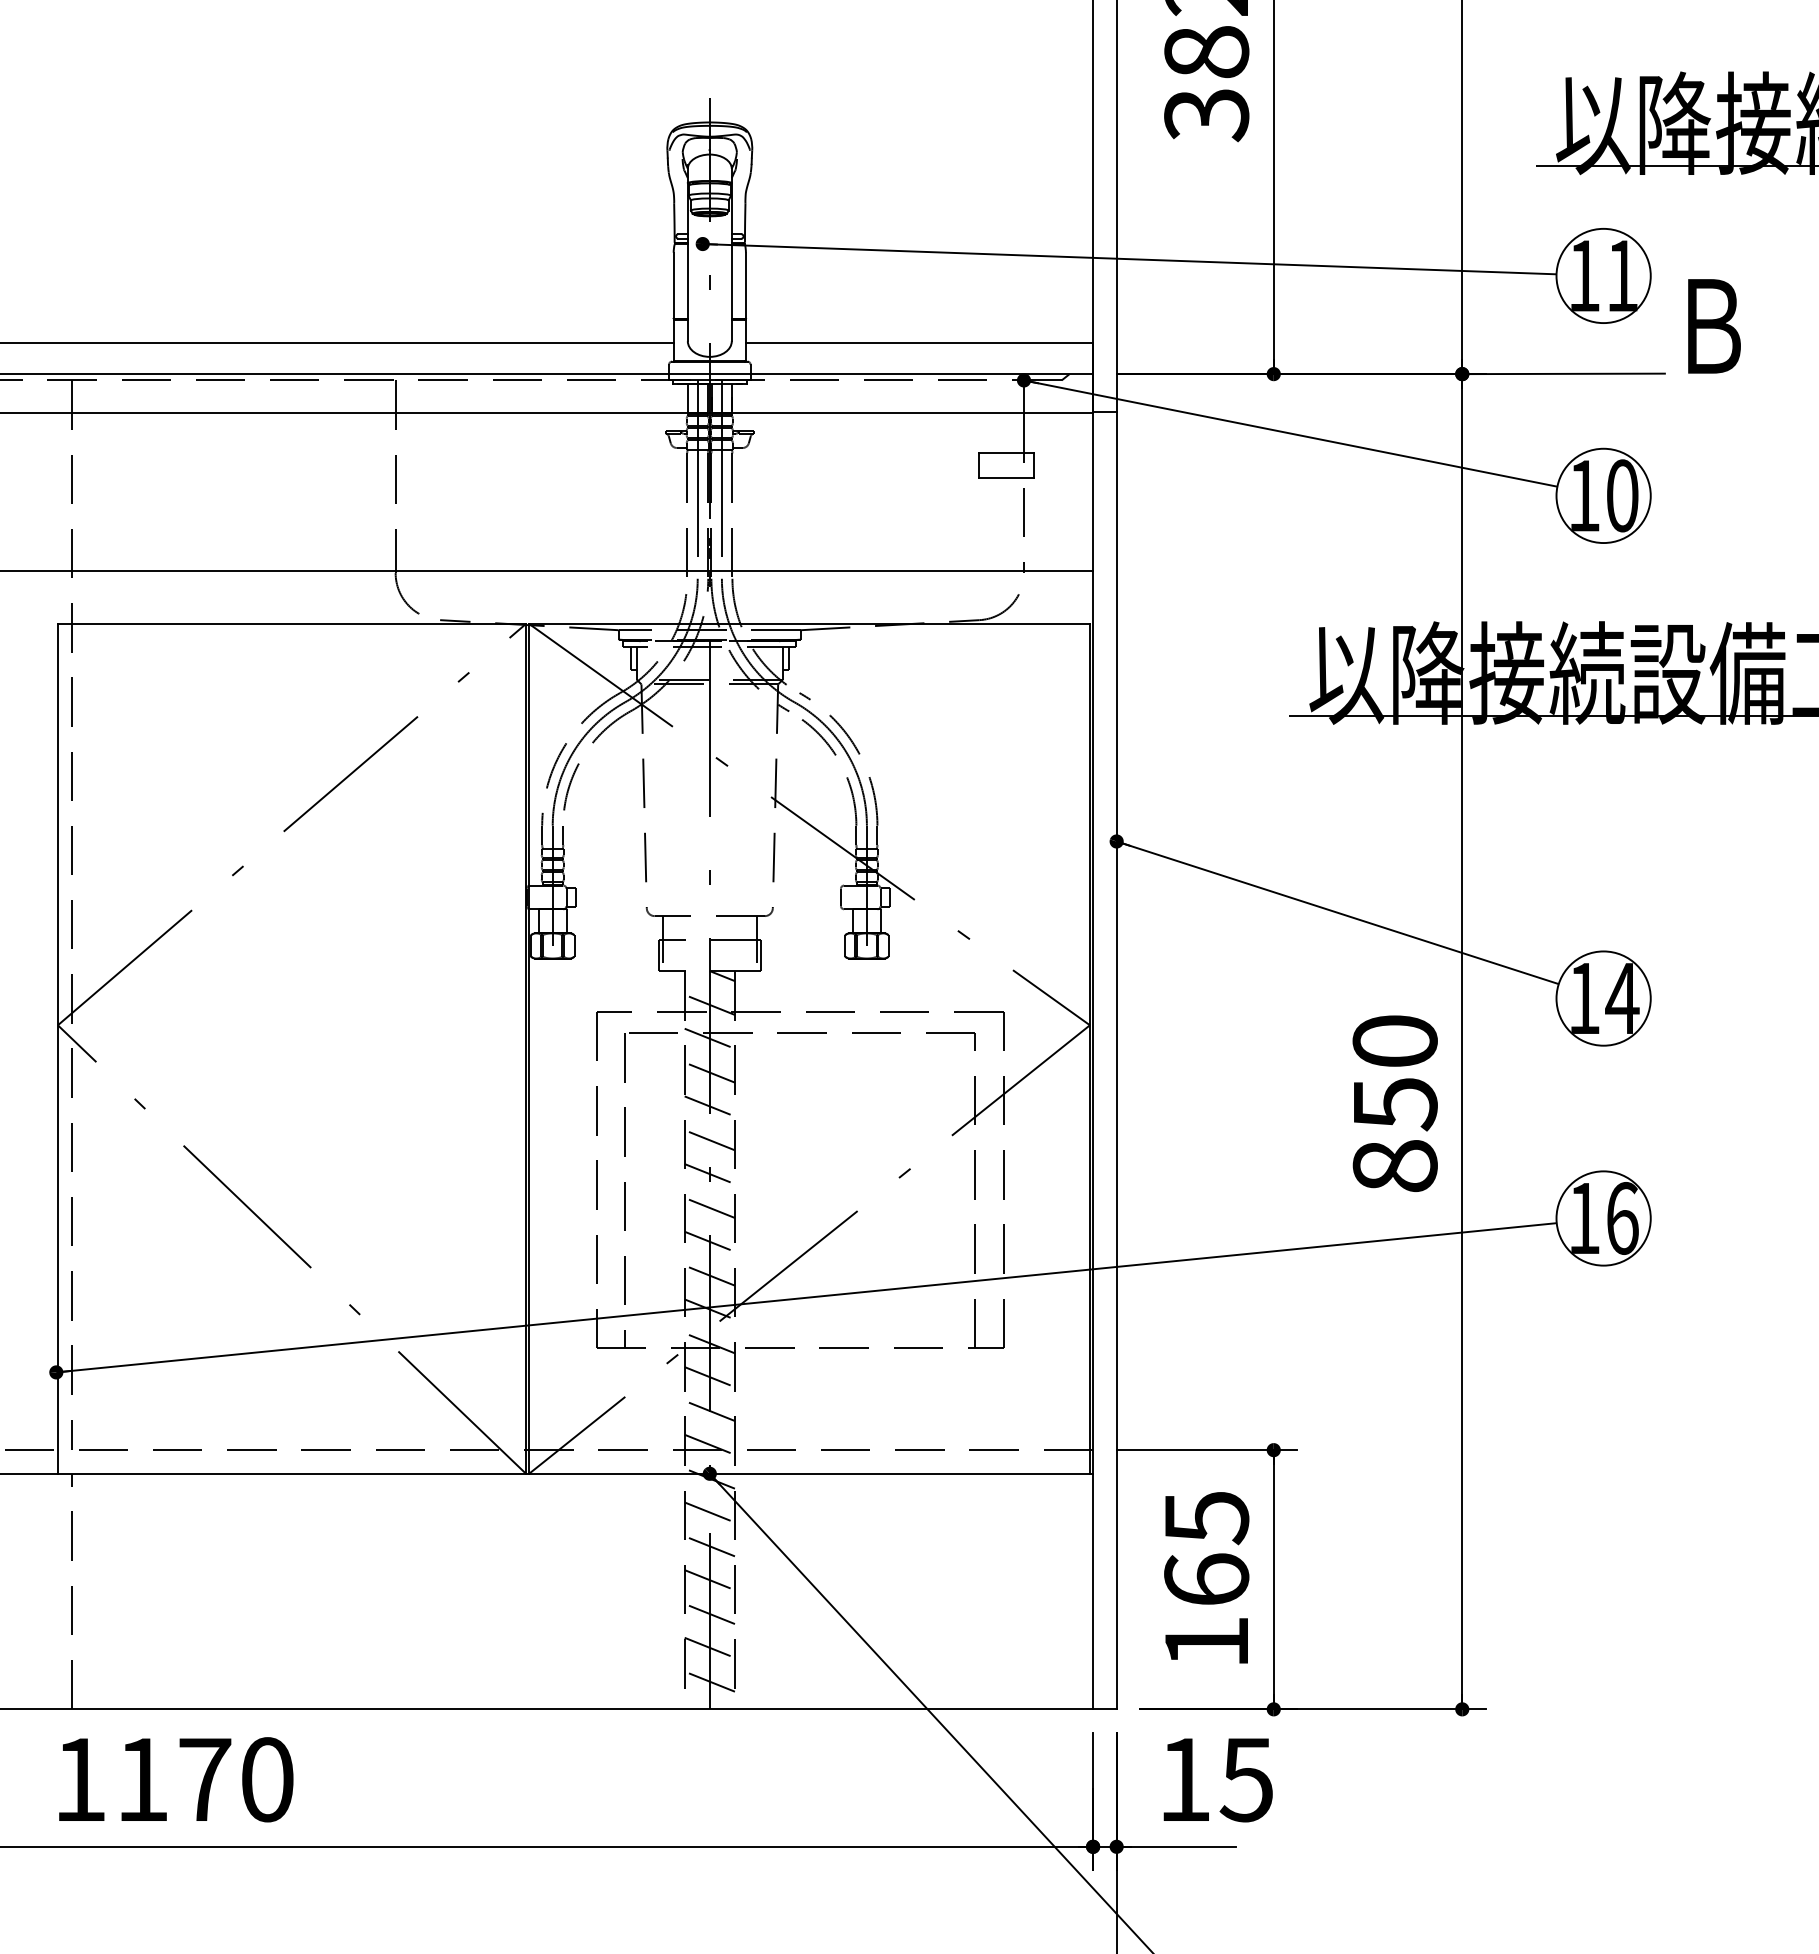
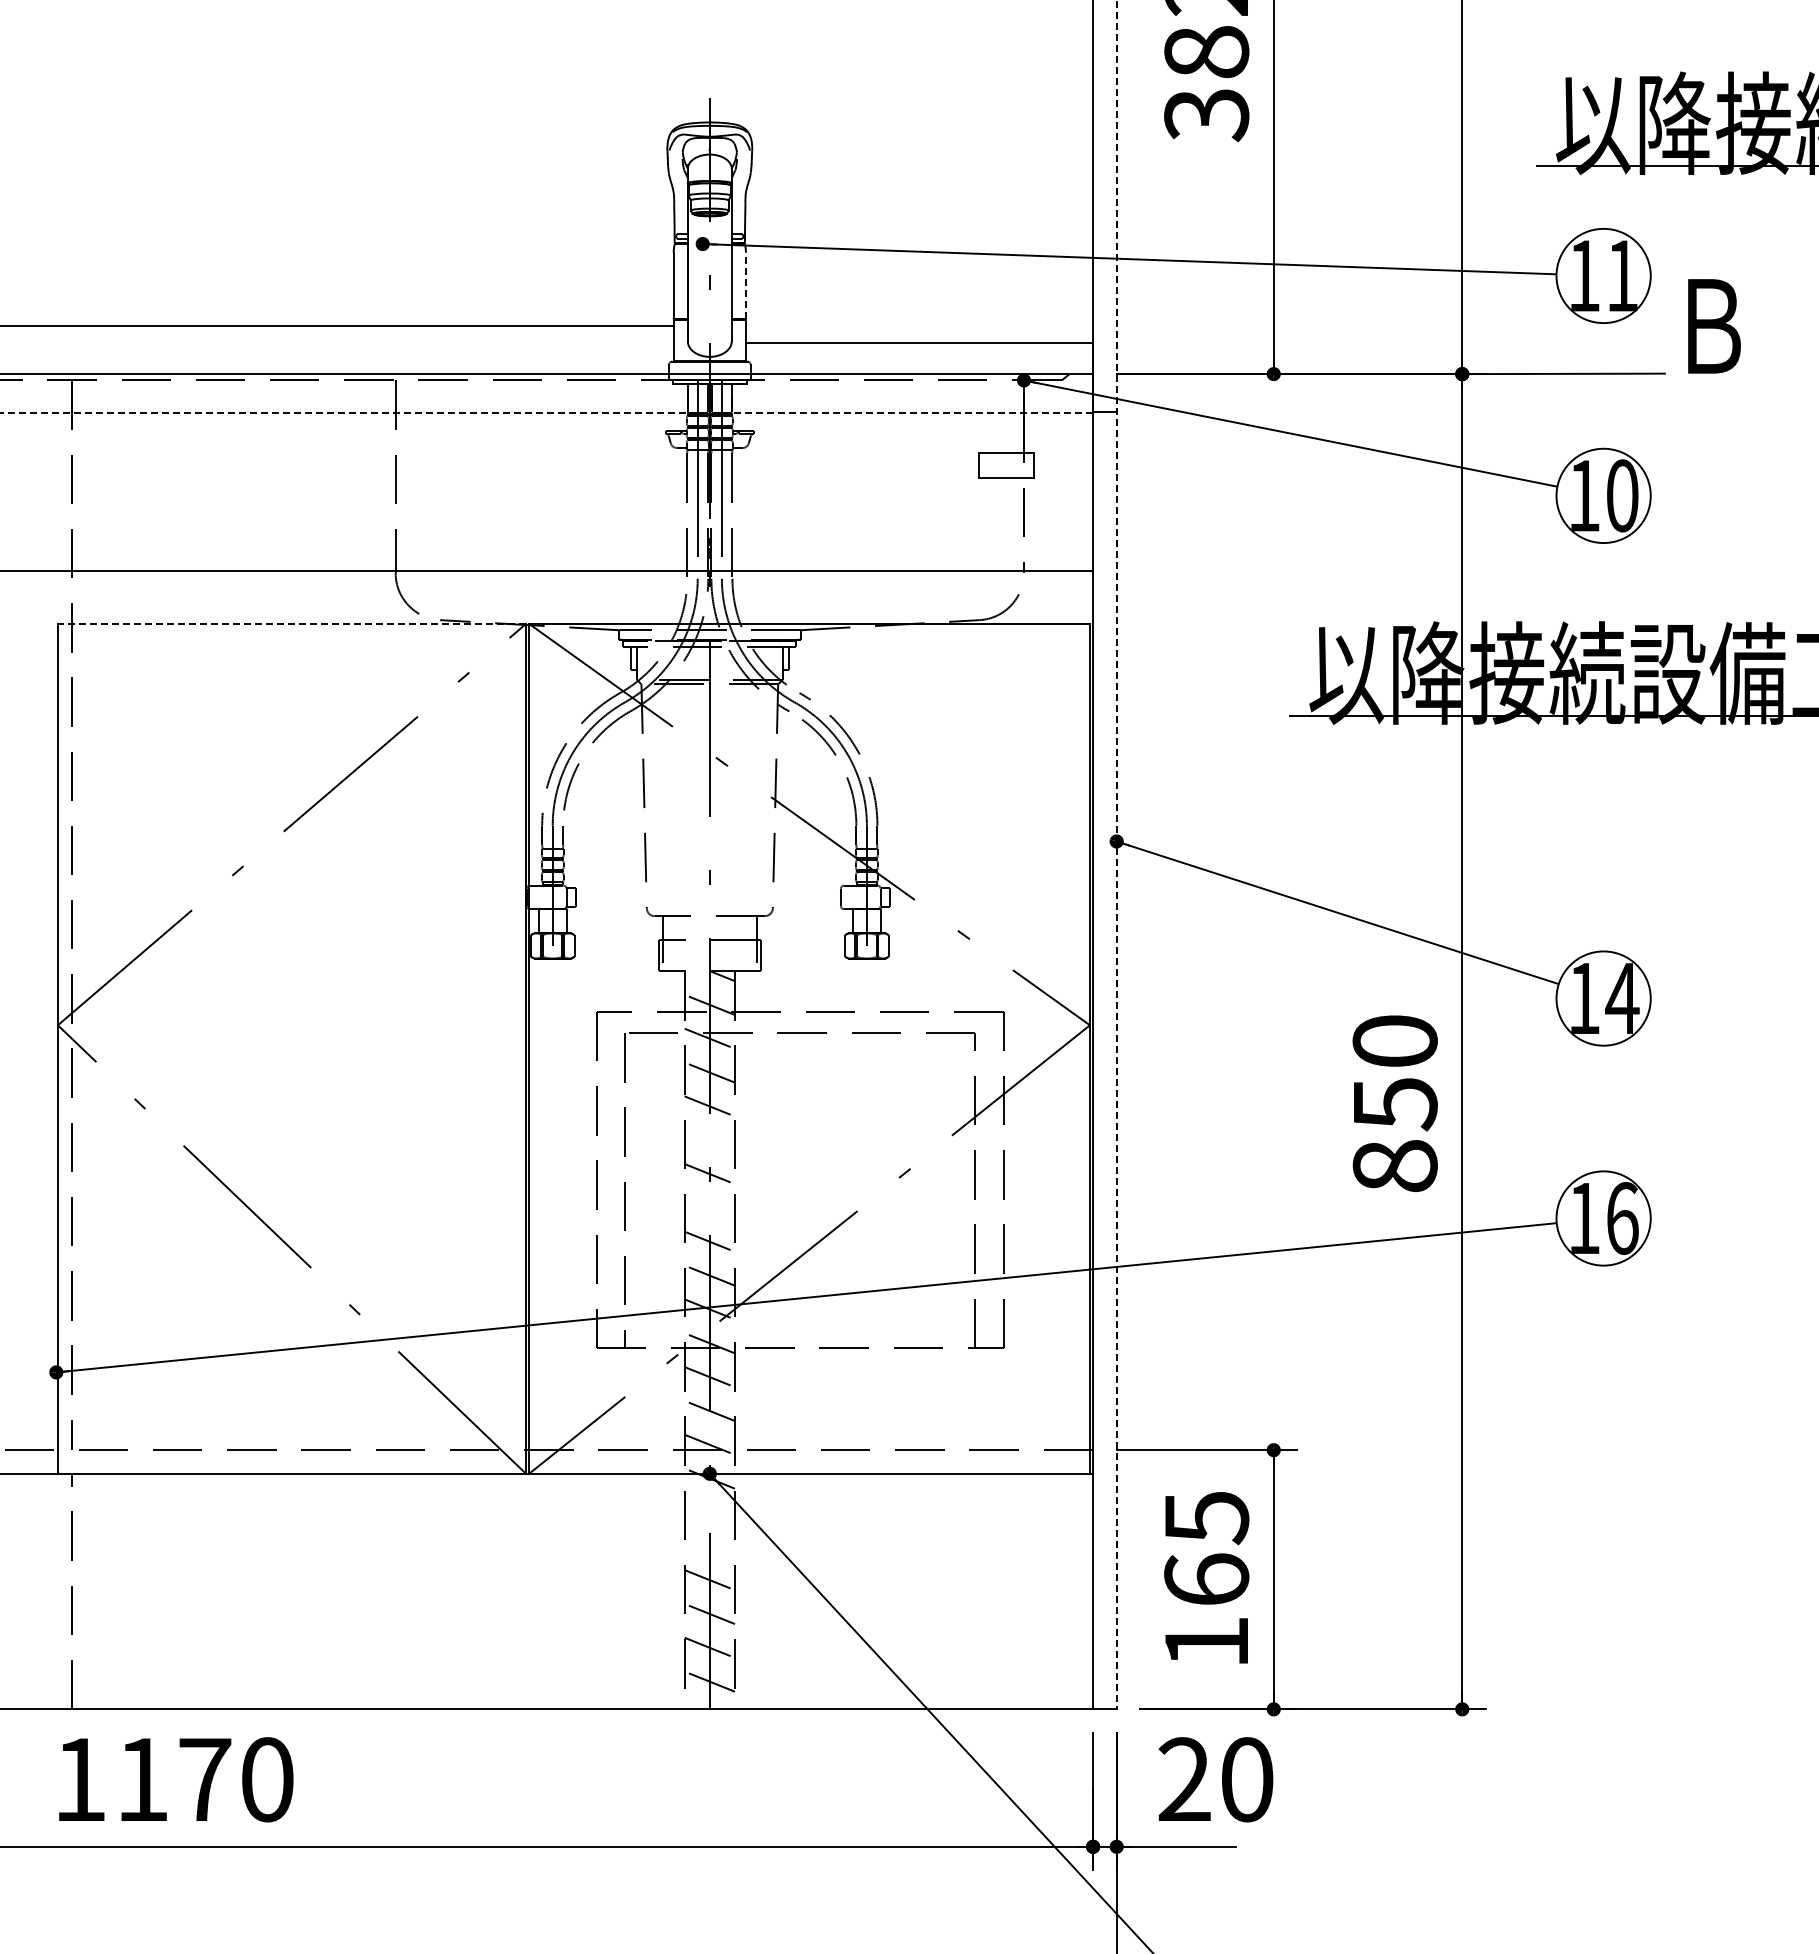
line: solid -> dashed (745, 285)
line position: (337, 342) -> (337, 325) (337, 325)
line: solid -> dashed (546, 413)
line: solid -> dashed (291, 623)
line: solid -> dashed (1116, 855)
line: present -> none (709, 1140)
line: present -> none (709, 1207)
line: present -> none (709, 1512)
line: present -> none (709, 1546)
text: 15 -> 20 (1215, 1779)
